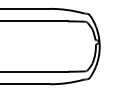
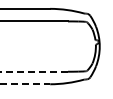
line: solid -> dashed (34, 71)
line: solid -> dashed (25, 84)
